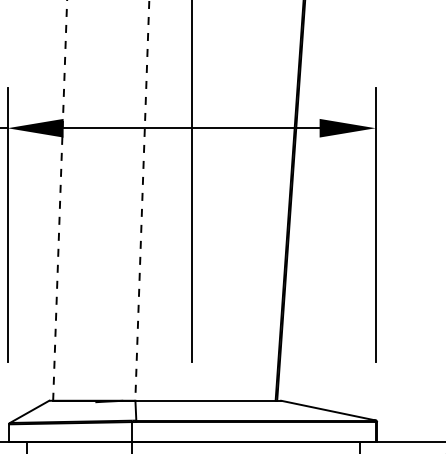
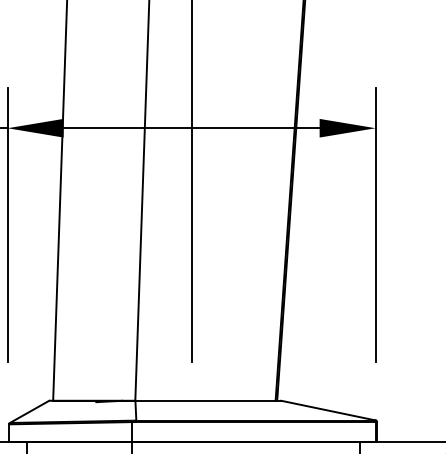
line: dashed -> solid (60, 199)
line: dashed -> solid (142, 200)
